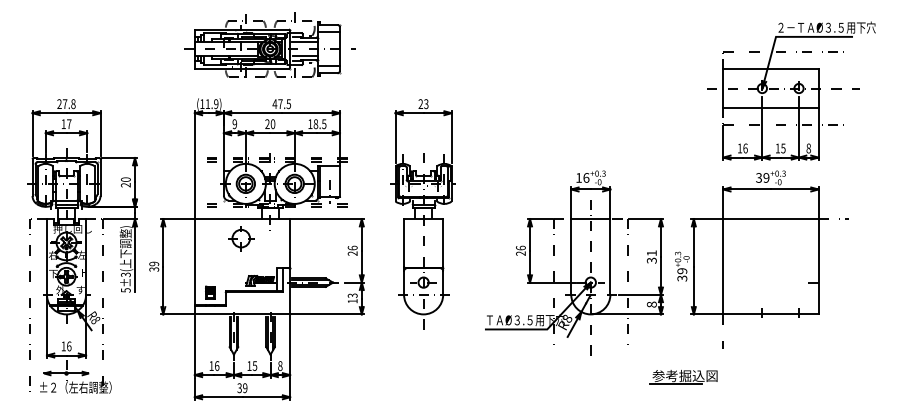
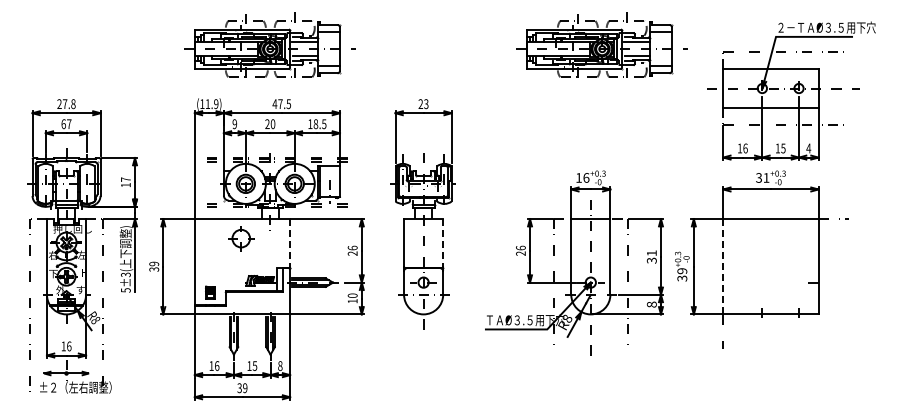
part: none -> present (601, 44)
text: 17 -> 67 (63, 123)
text: 8 -> 4 (808, 148)
text: 39 -> 31 (766, 177)
text: 20 -> 17 (125, 182)
line: solid -> dashed (290, 242)
line: solid -> dashed (443, 242)
line: solid -> dashed (723, 266)
text: 13 -> 10 (352, 295)
part: present -> none (683, 377)
